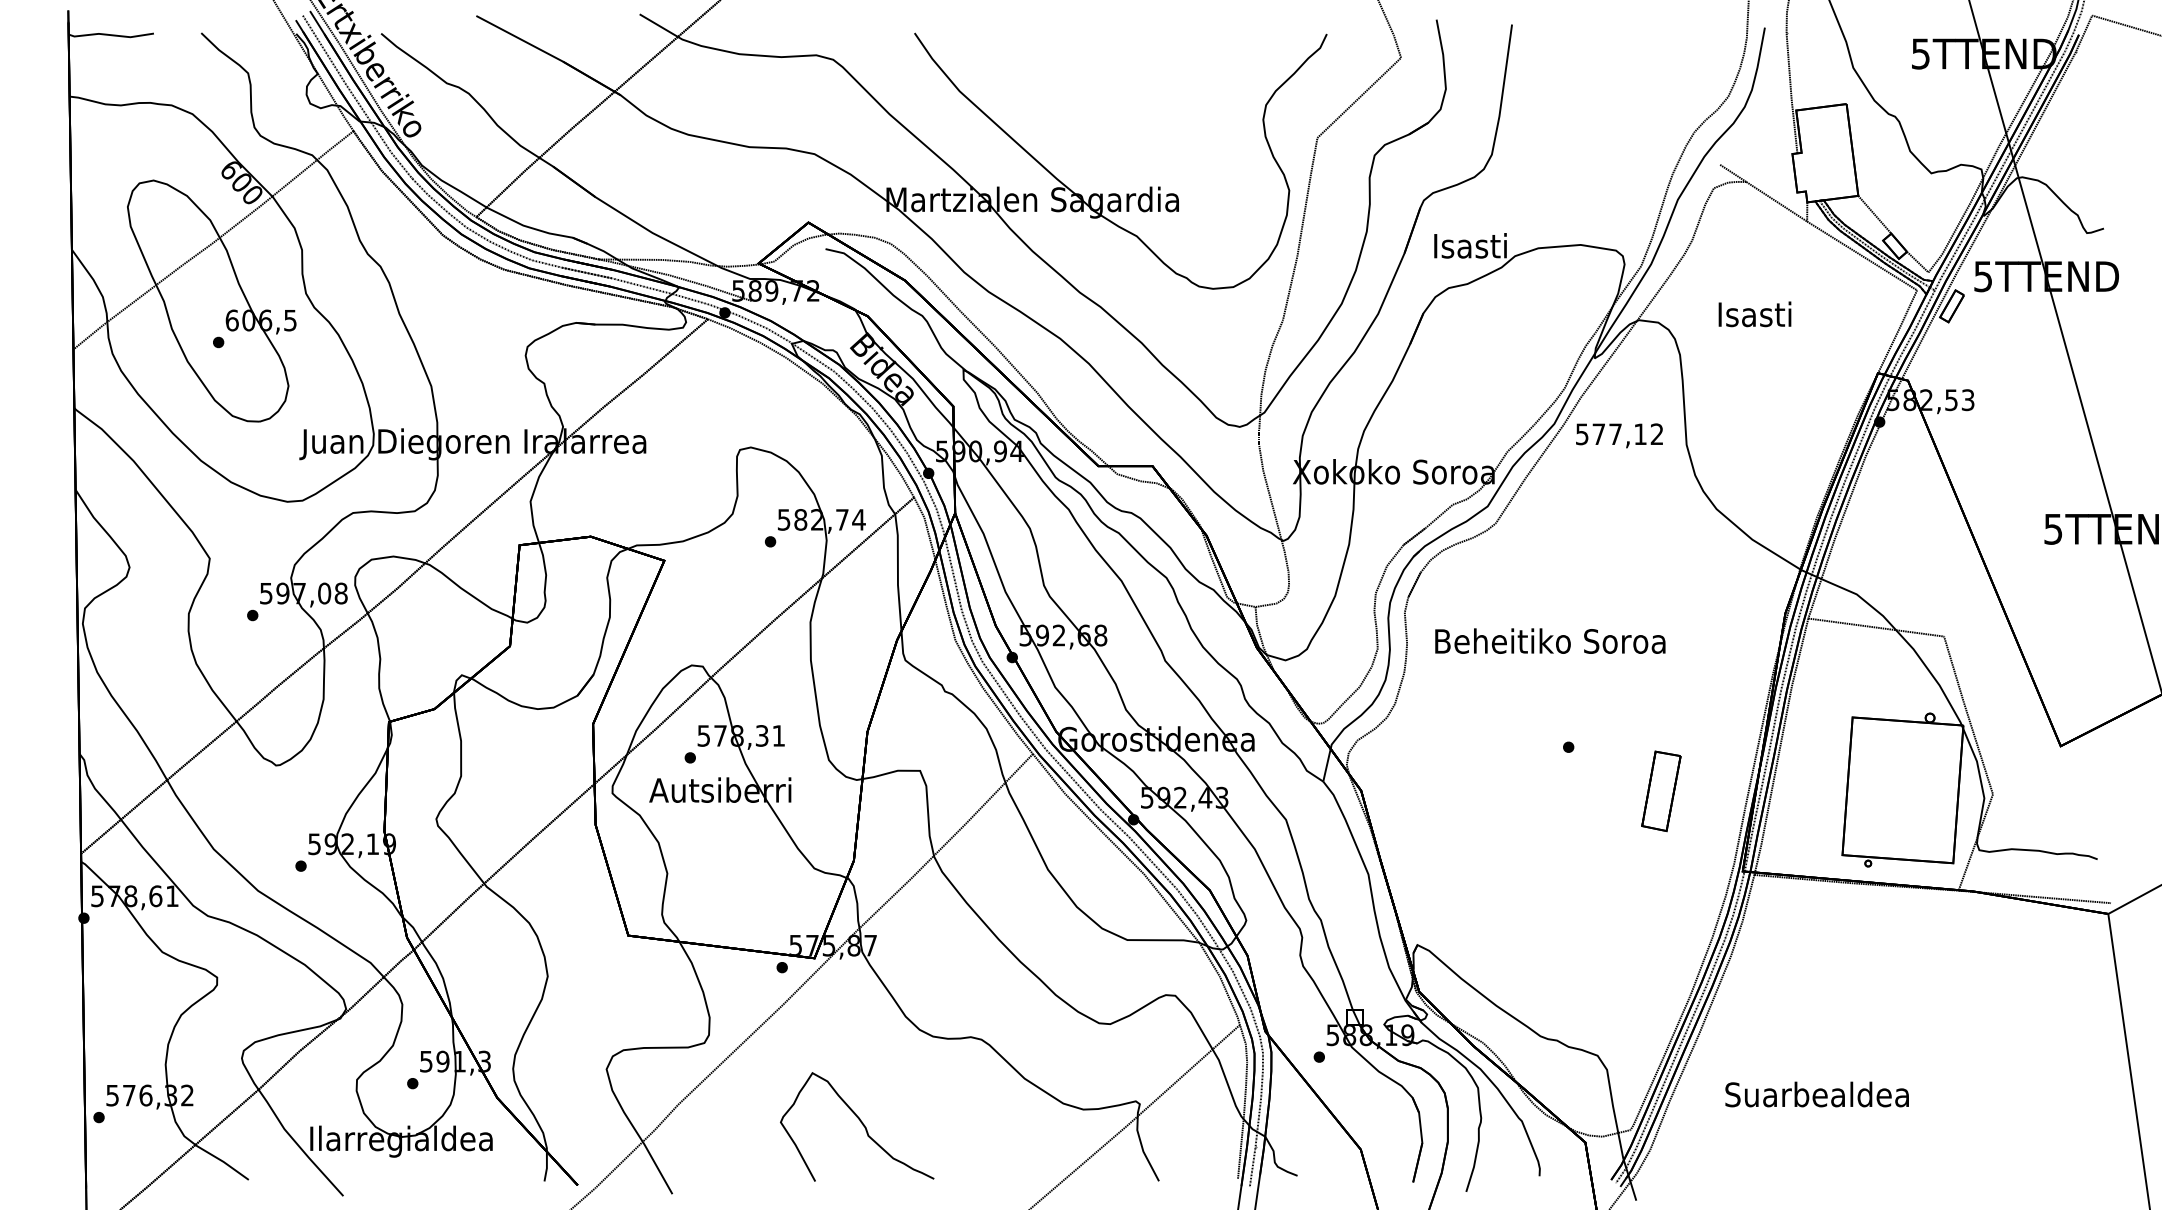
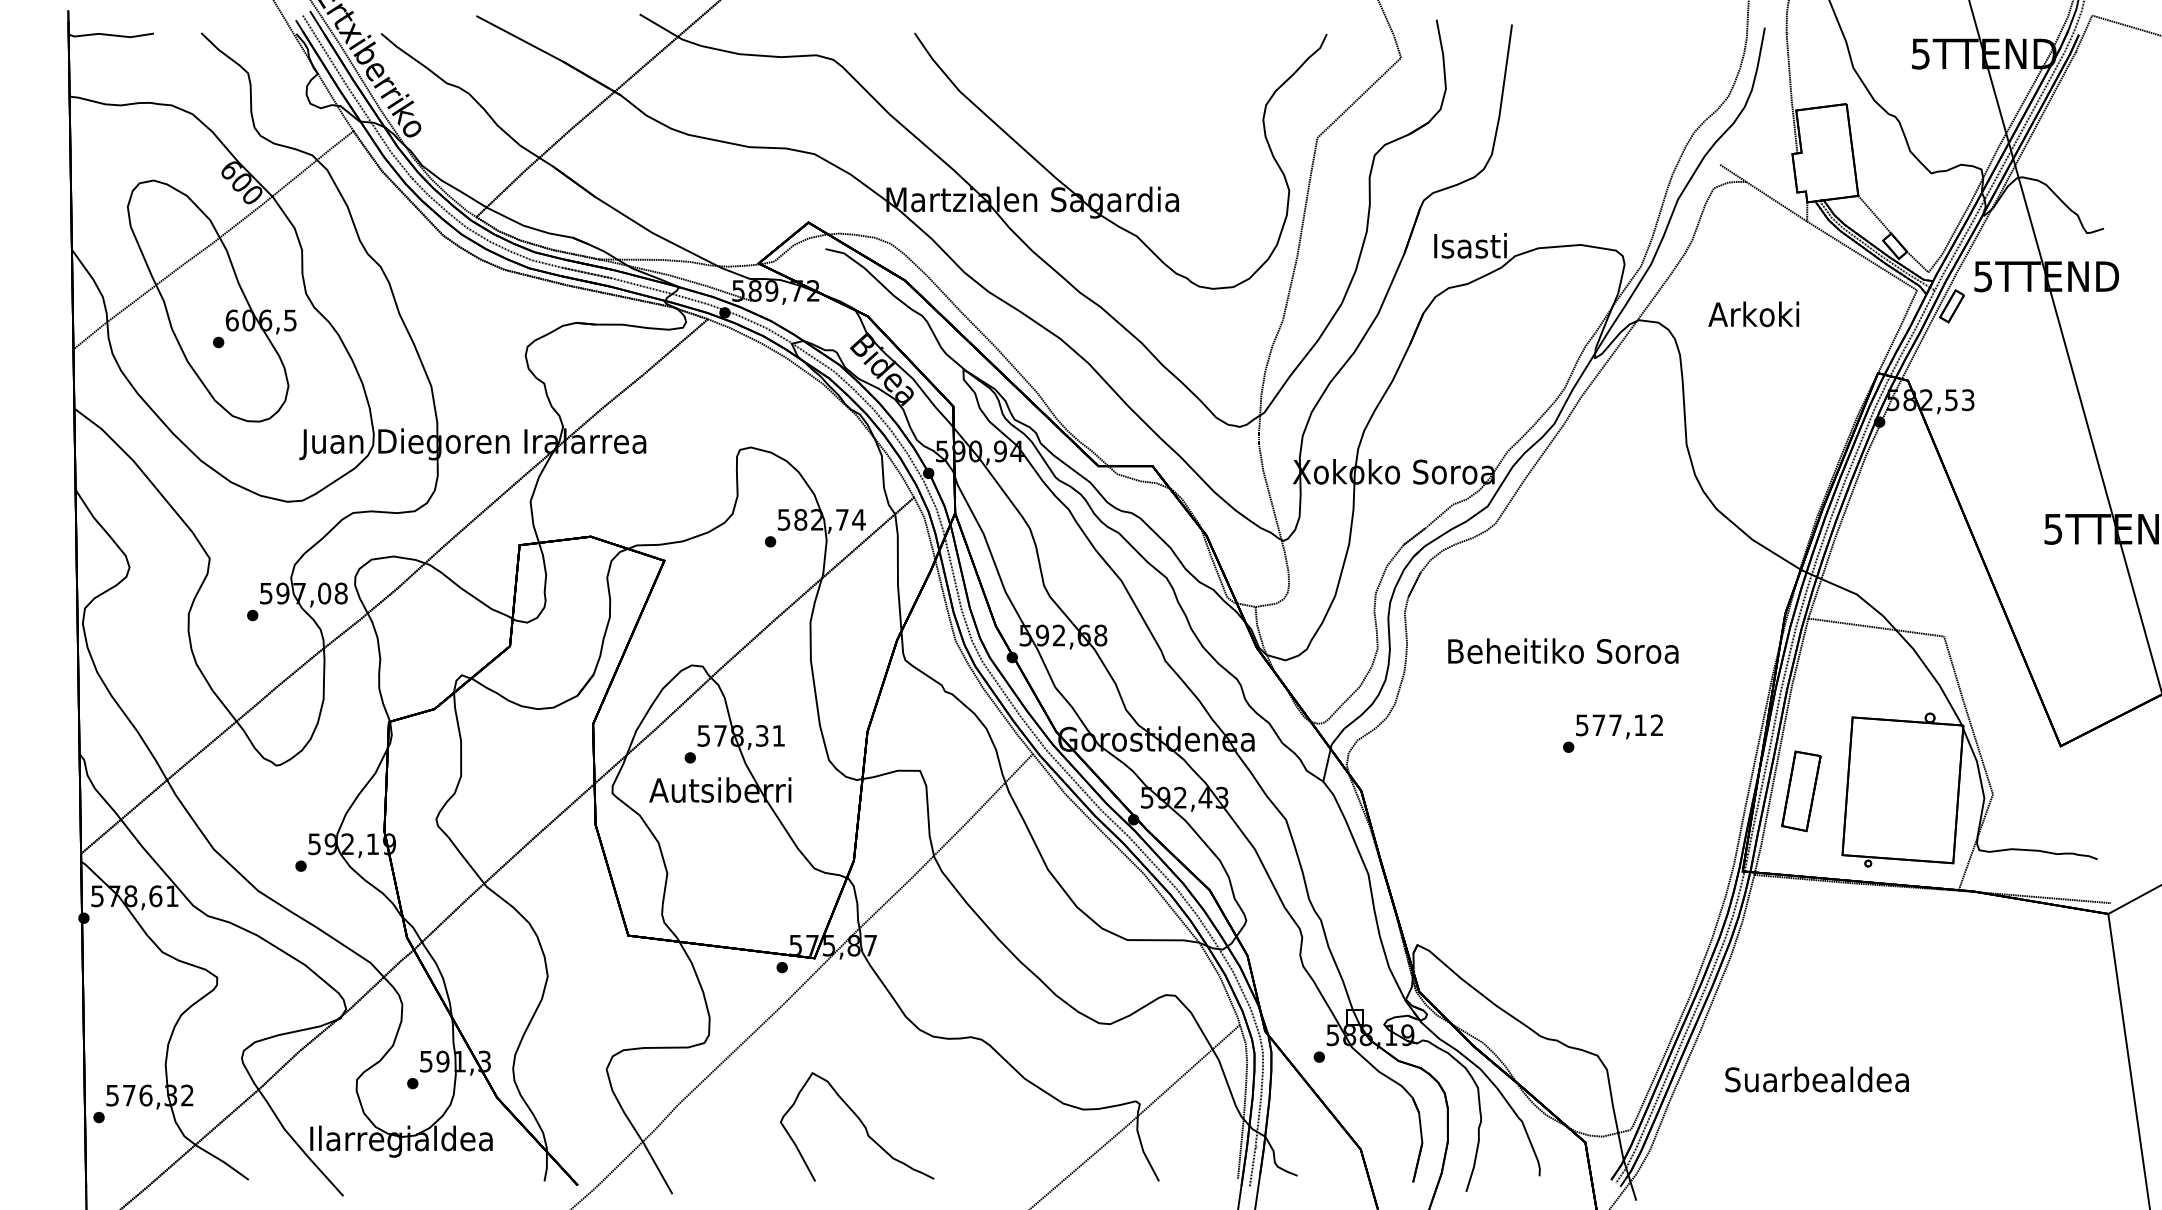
text: Isasti -> Arkoki (1753, 314)
text position: (1619, 435) -> (1619, 726) (1619, 726)
text position: (1550, 640) -> (1563, 650) (1563, 650)
part position: (1661, 791) -> (1801, 791) (1801, 791)
text position: (1816, 1094) -> (1816, 1079) (1816, 1079)
